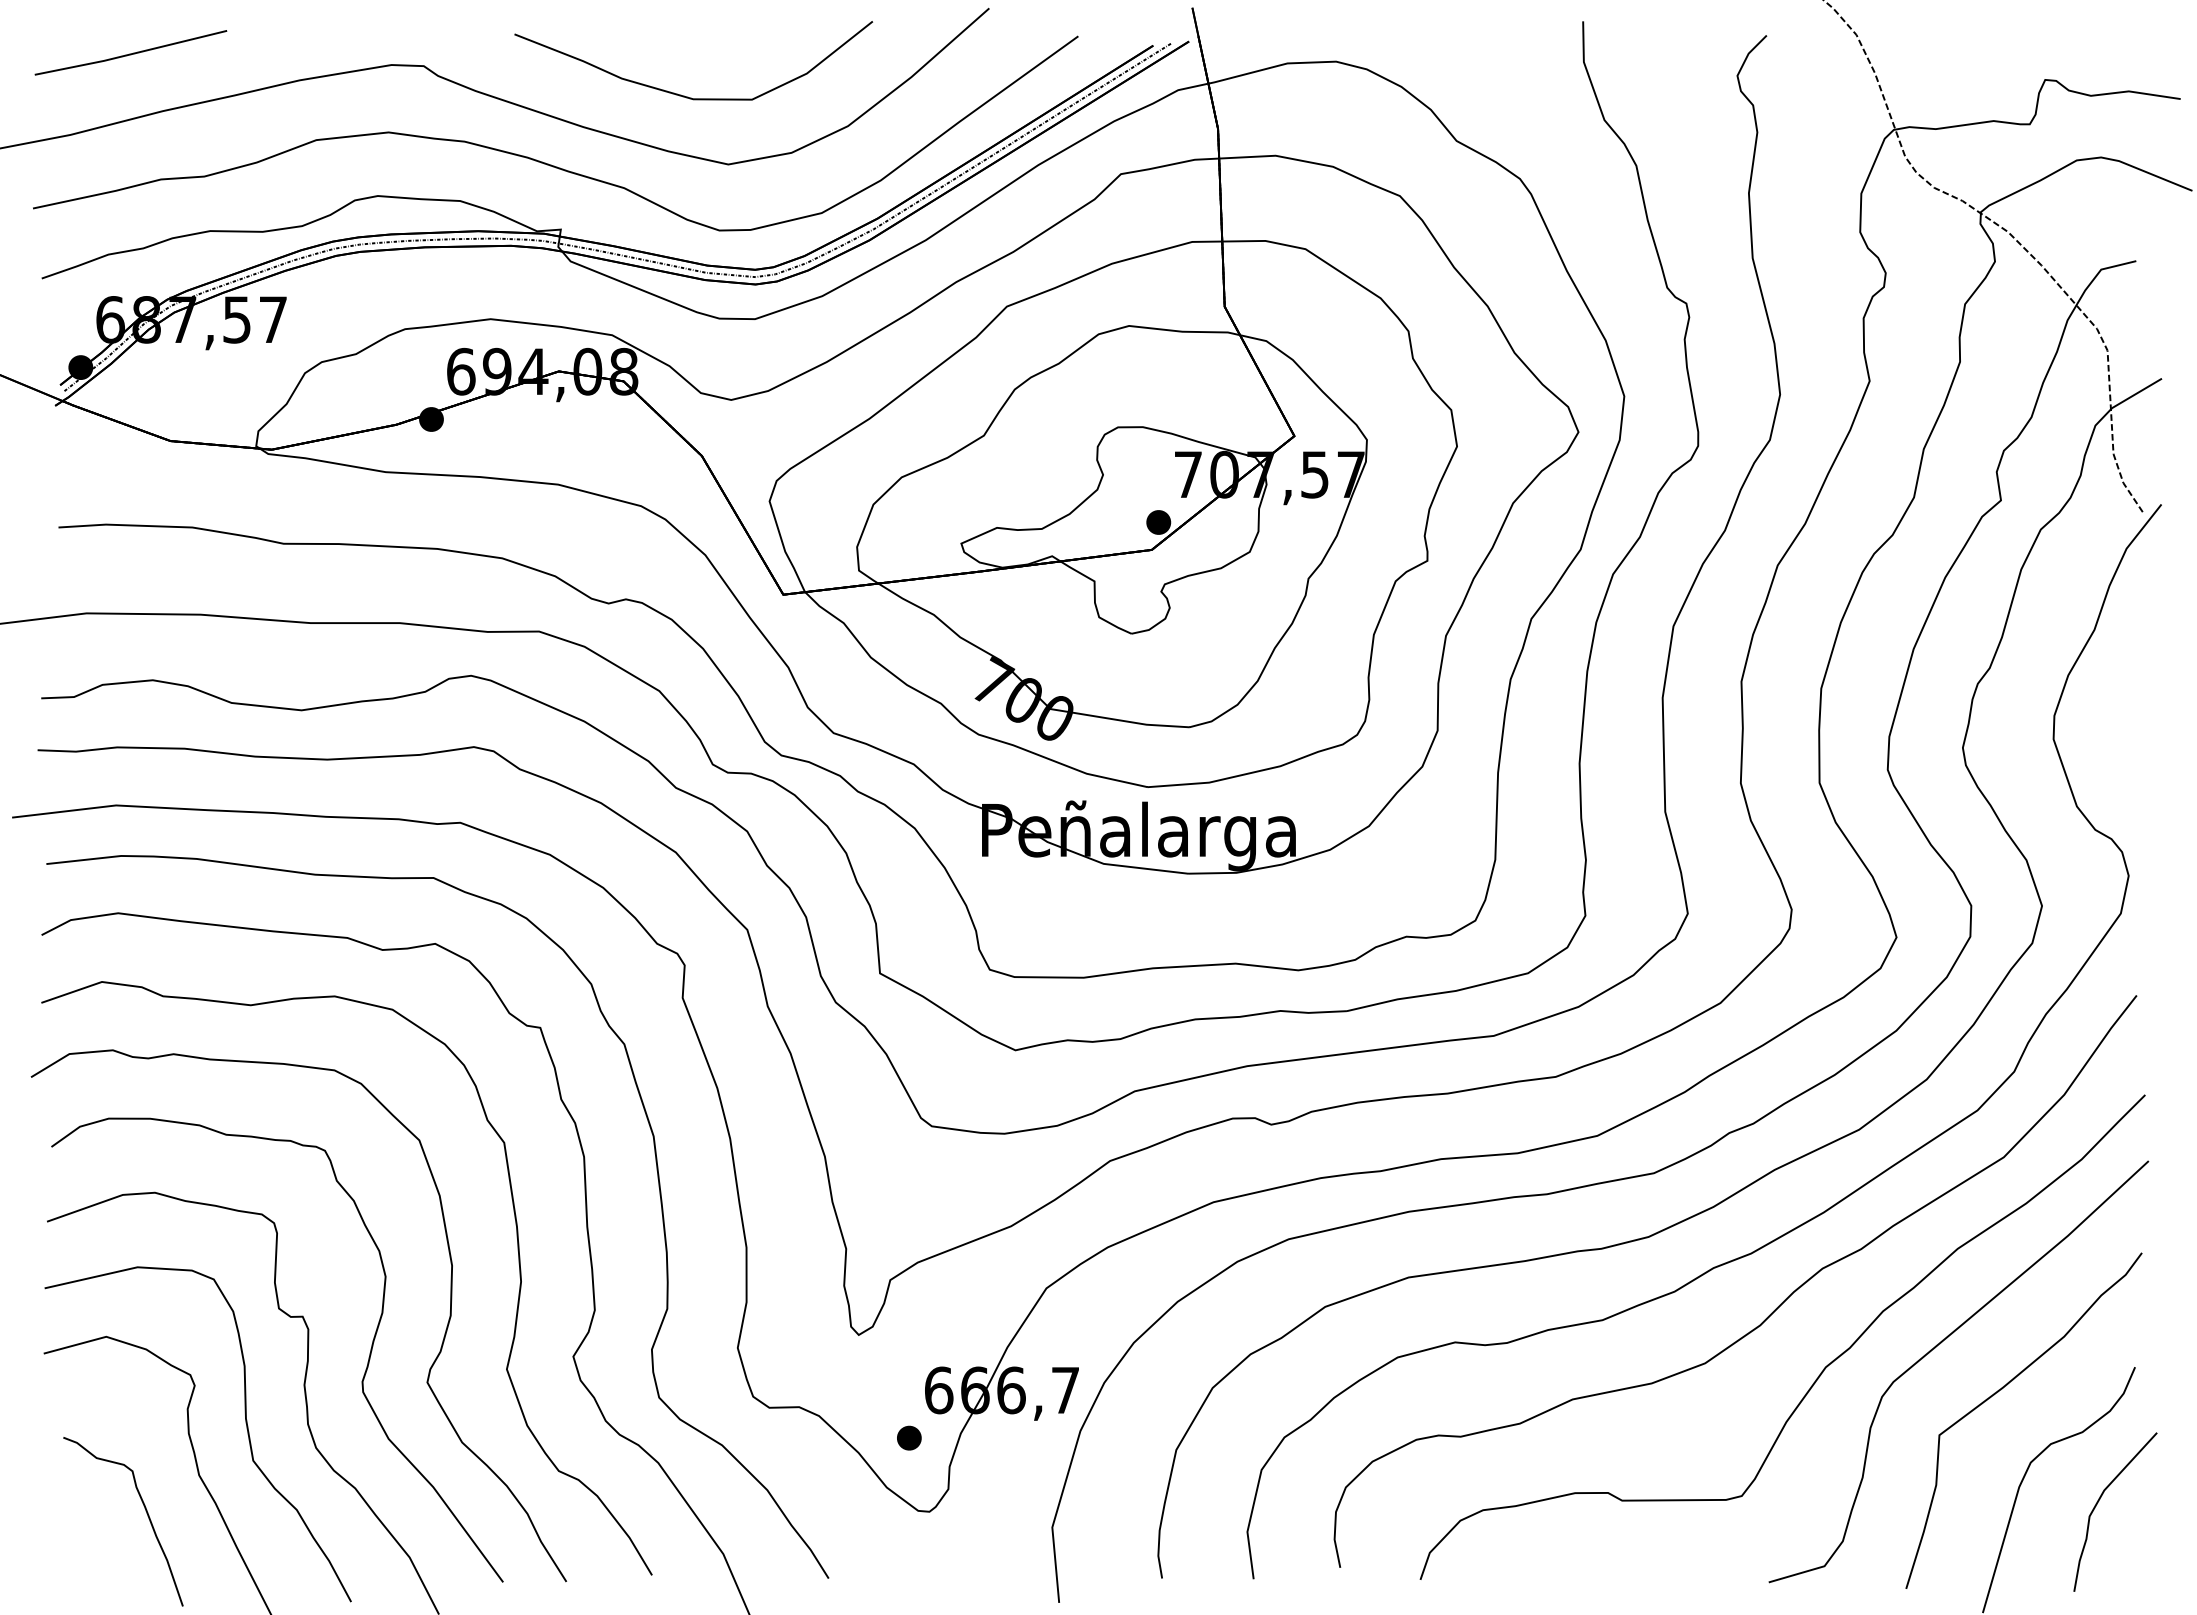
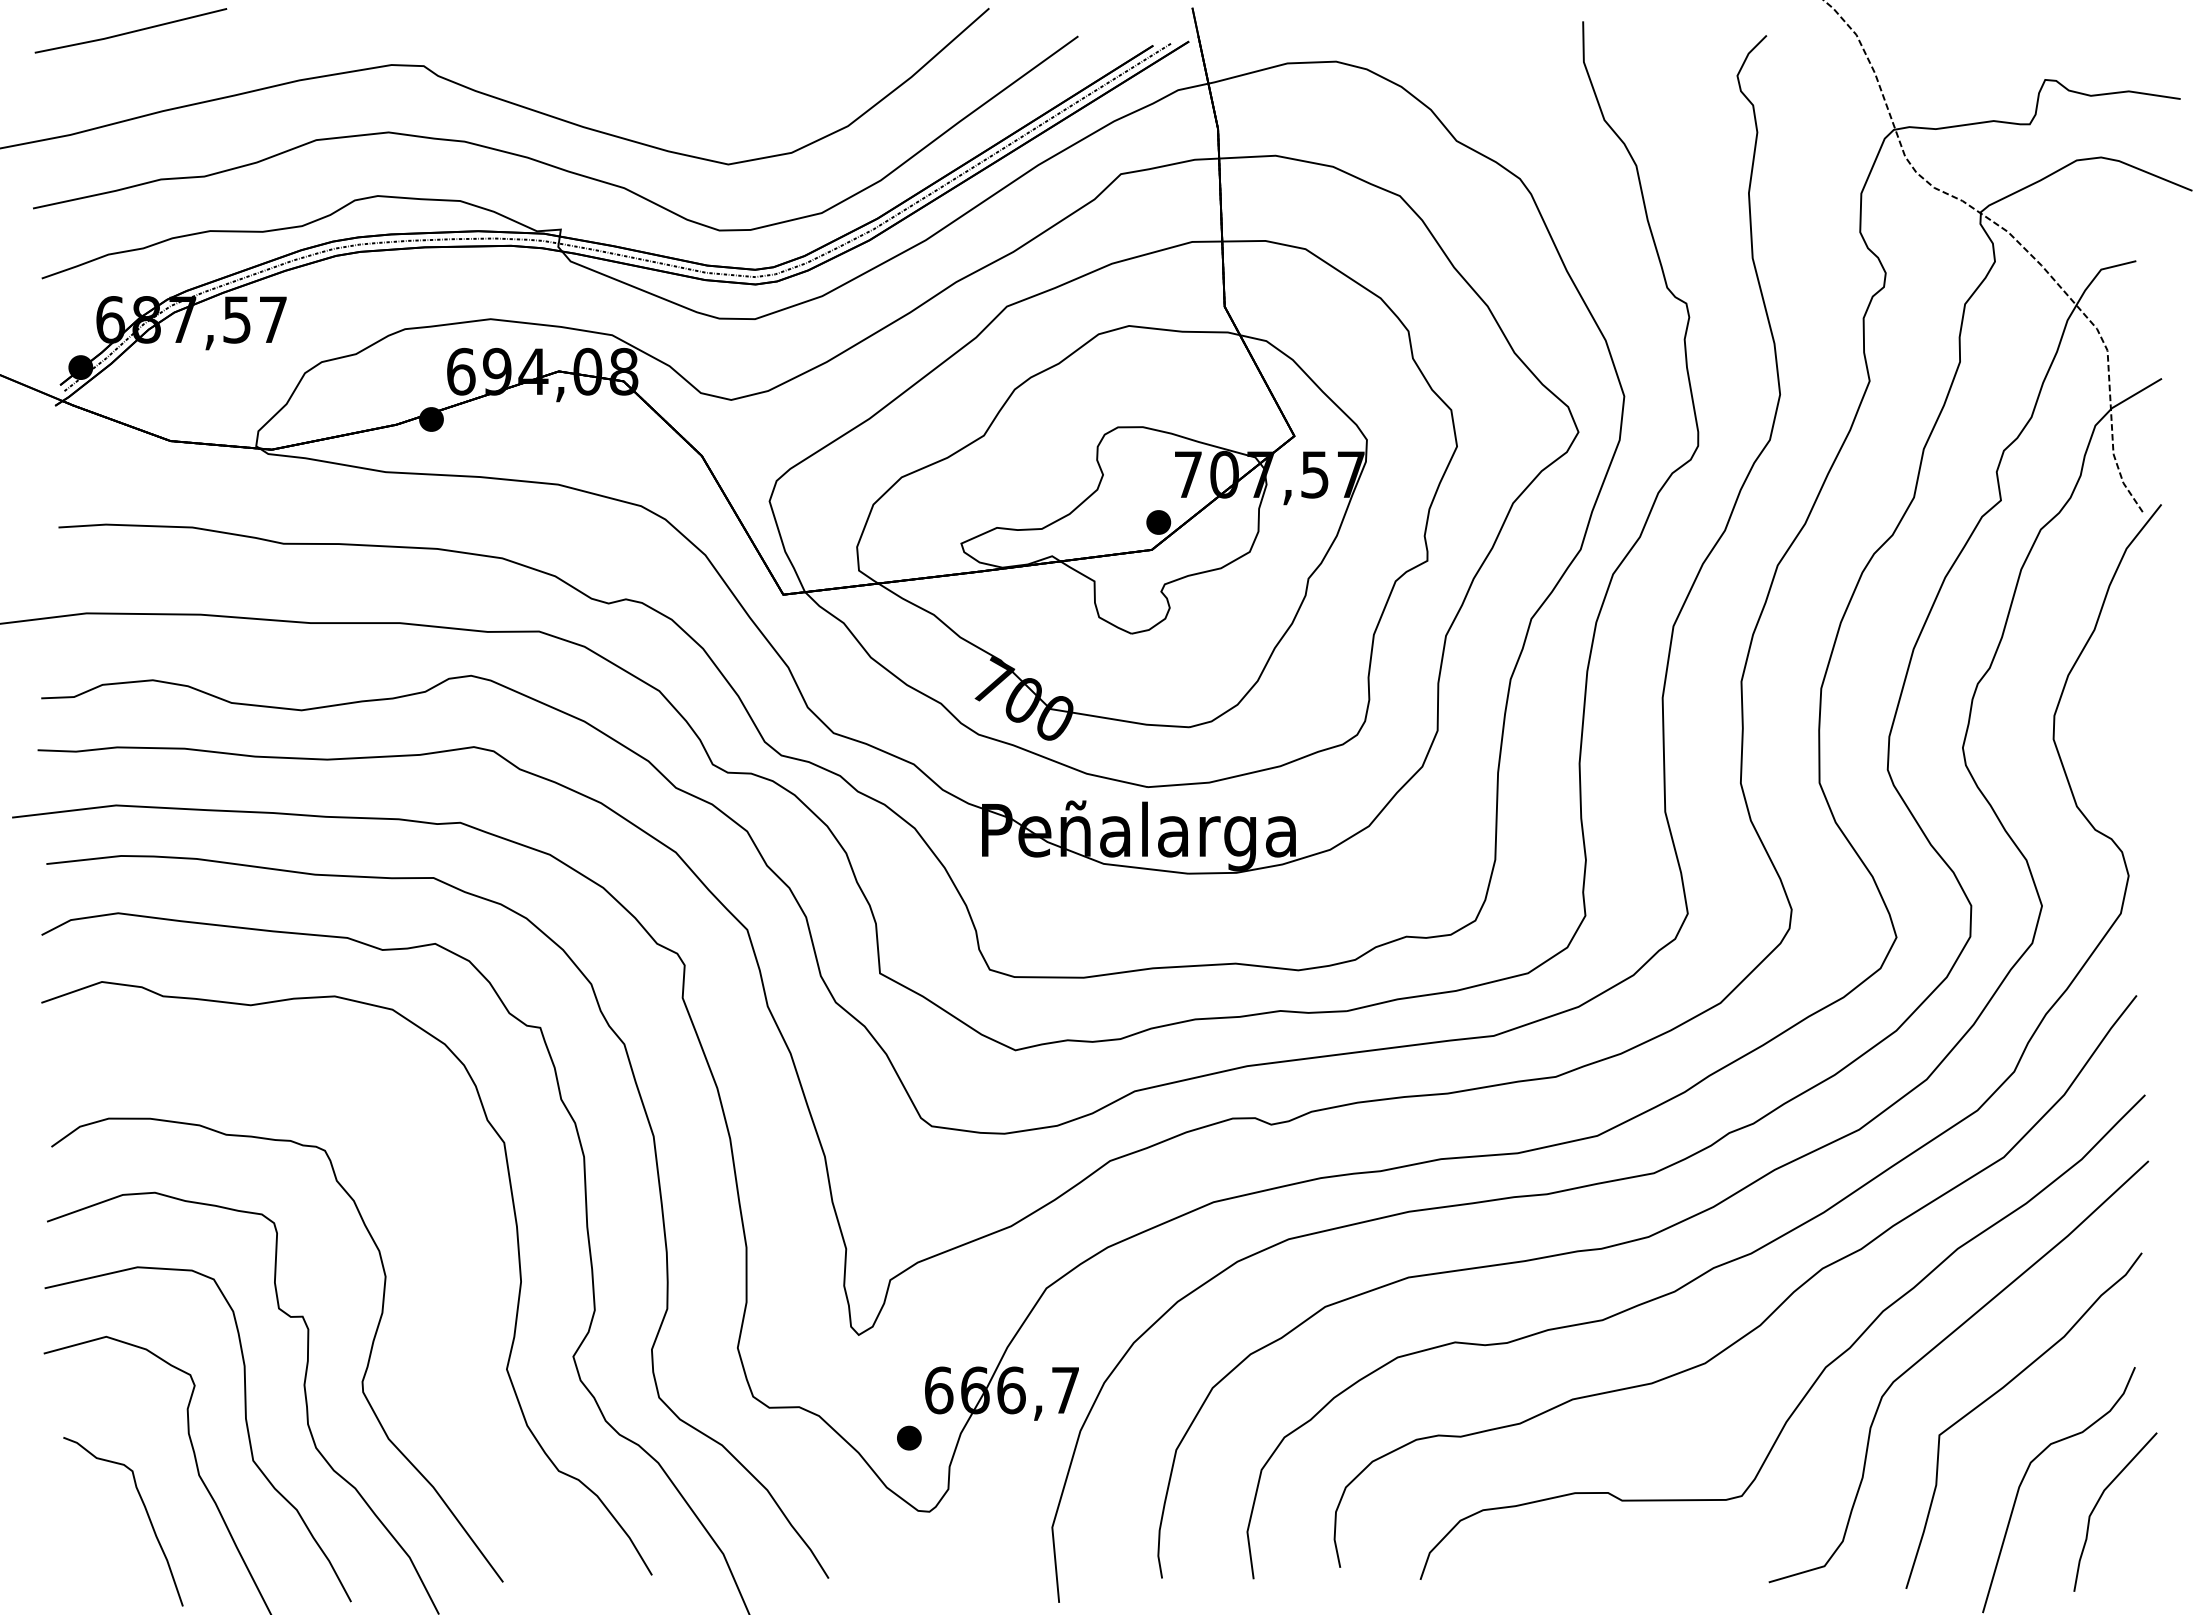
line position: (130, 53) -> (130, 31) (130, 31)
curve: present -> none (681, 94)
curve: present -> none (429, 1368)
